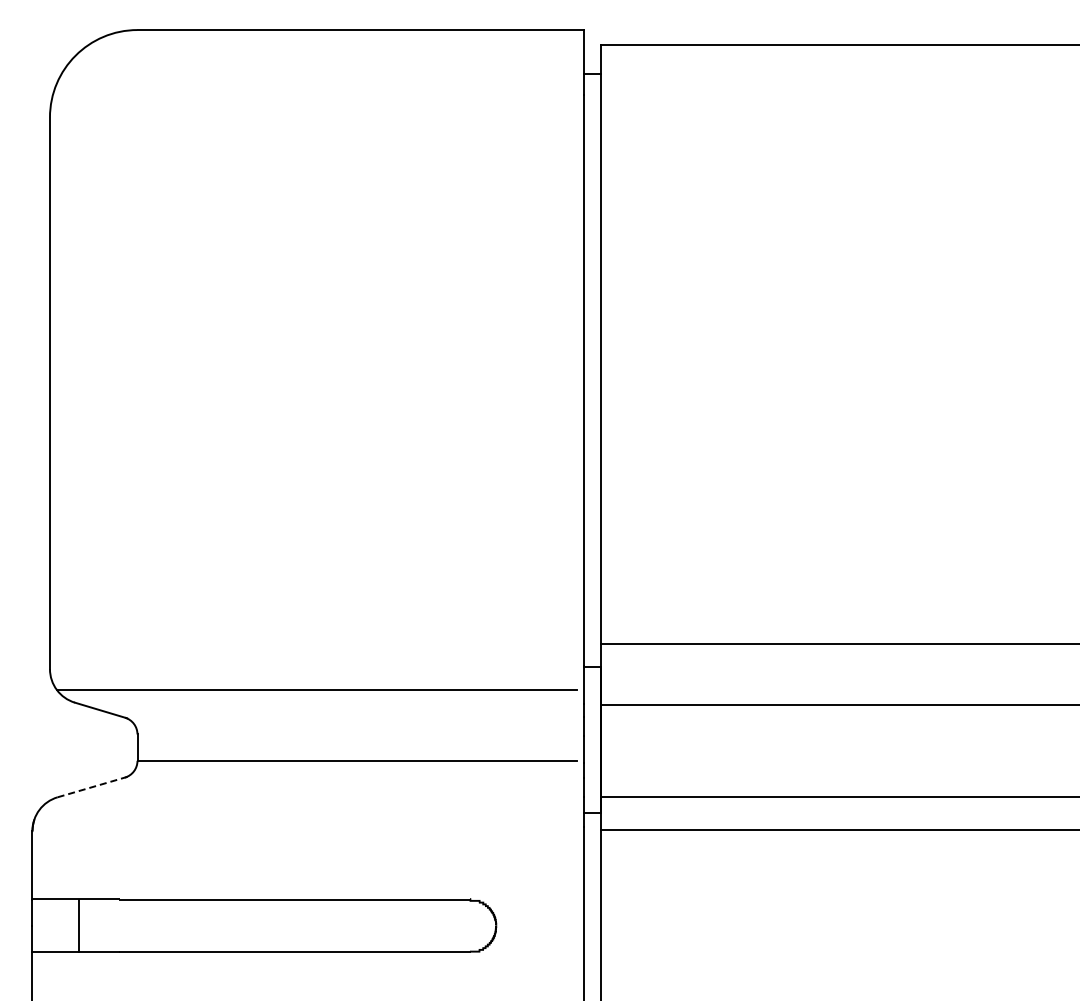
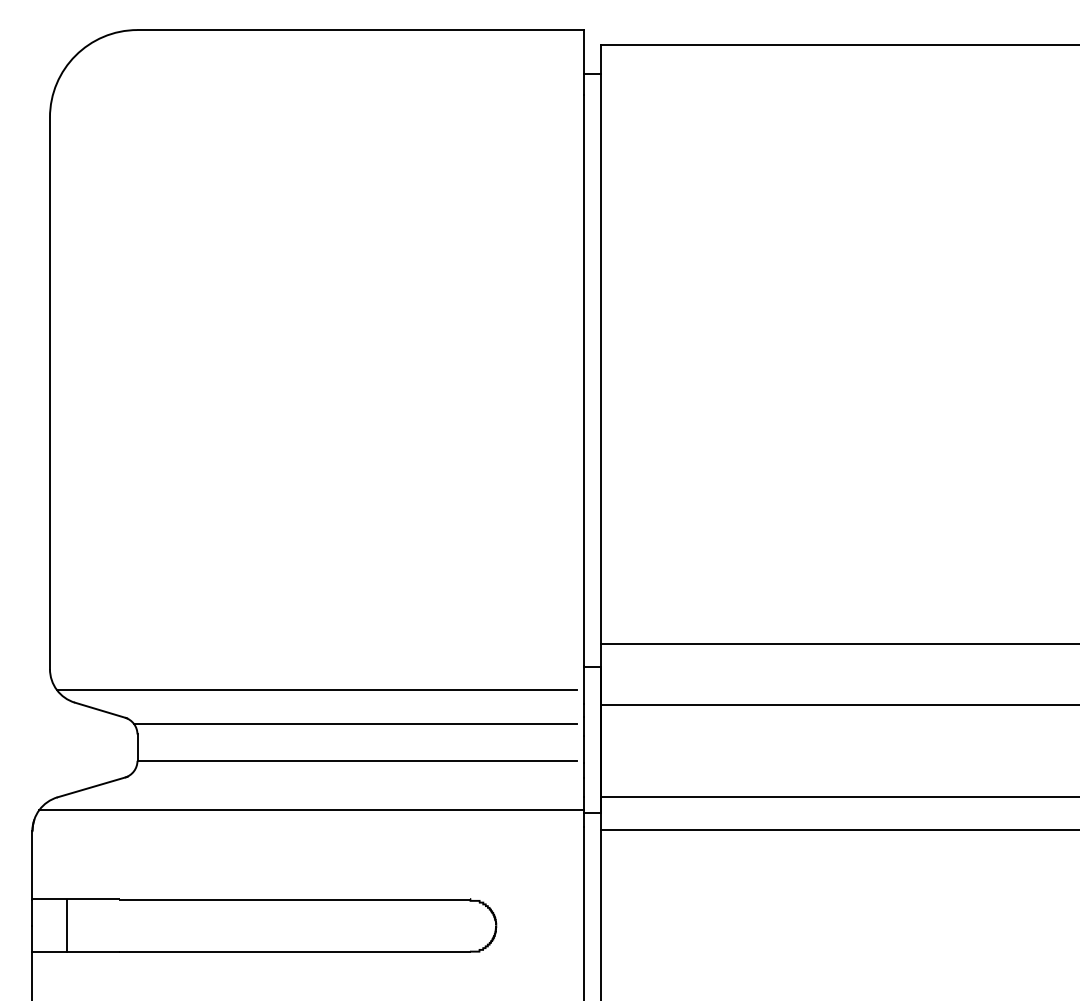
line: none -> present (355, 724)
line: dashed -> solid (93, 786)
line: none -> present (311, 809)
line position: (79, 925) -> (67, 925) (67, 925)
